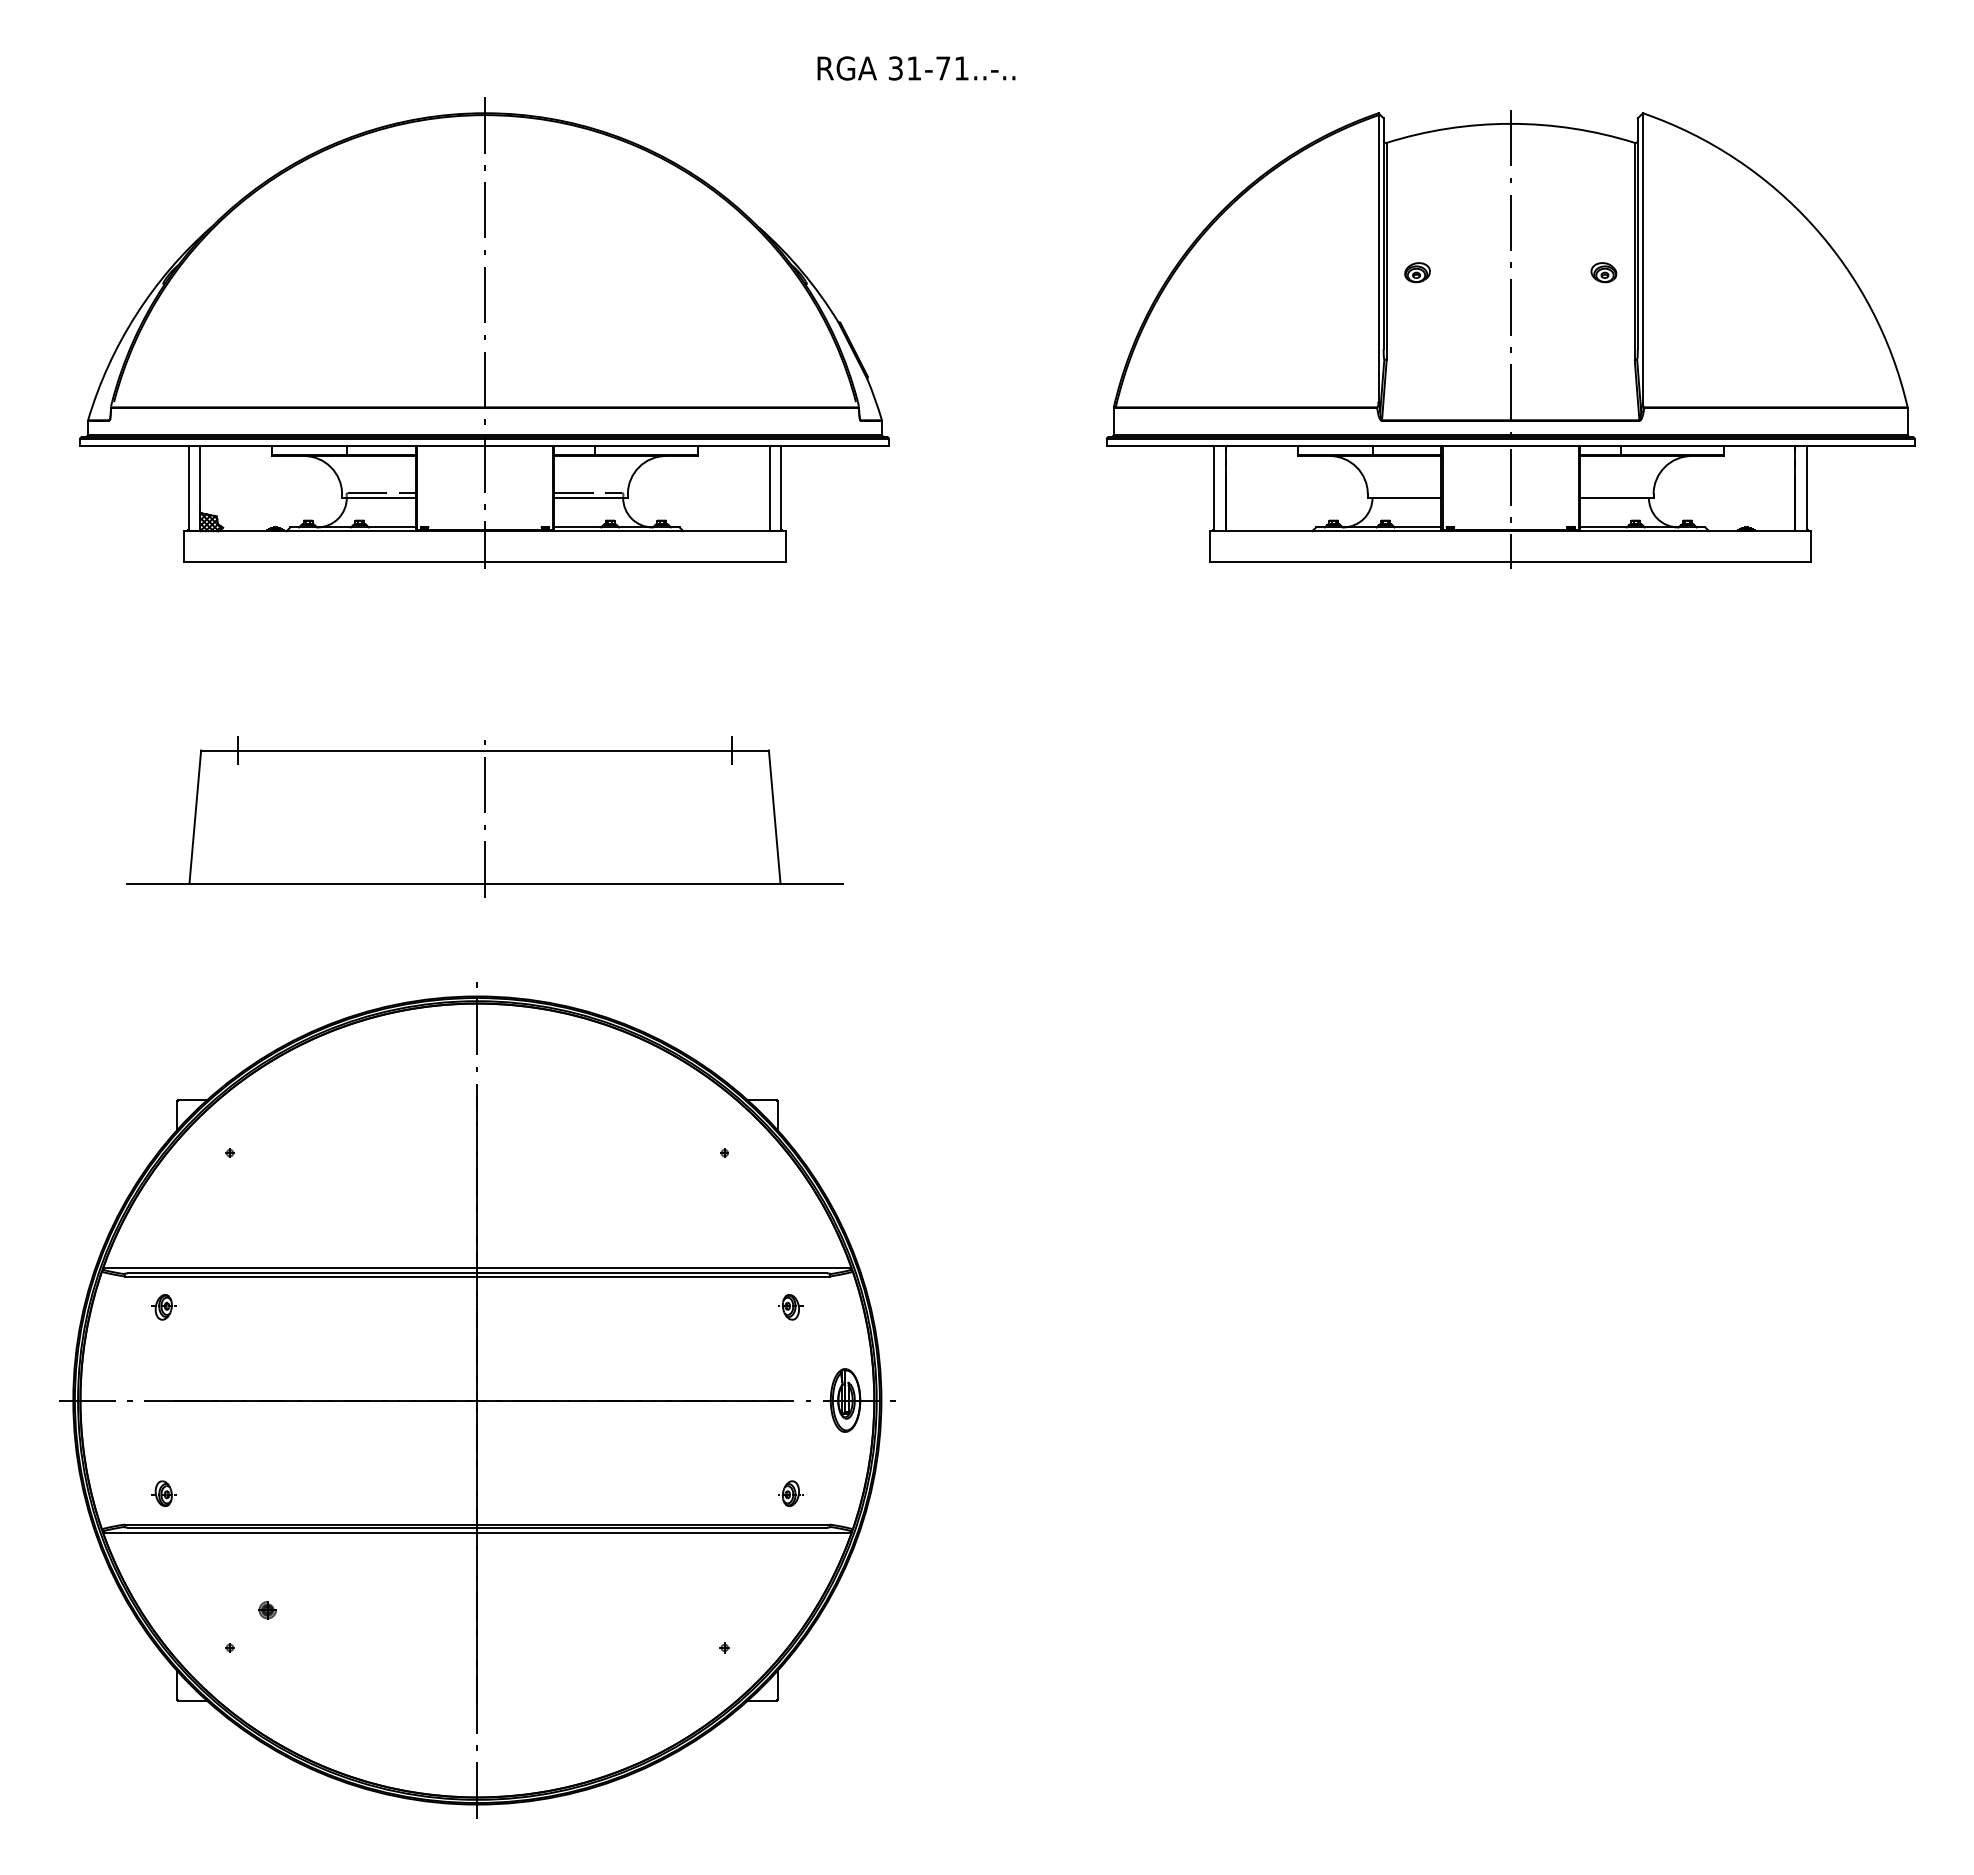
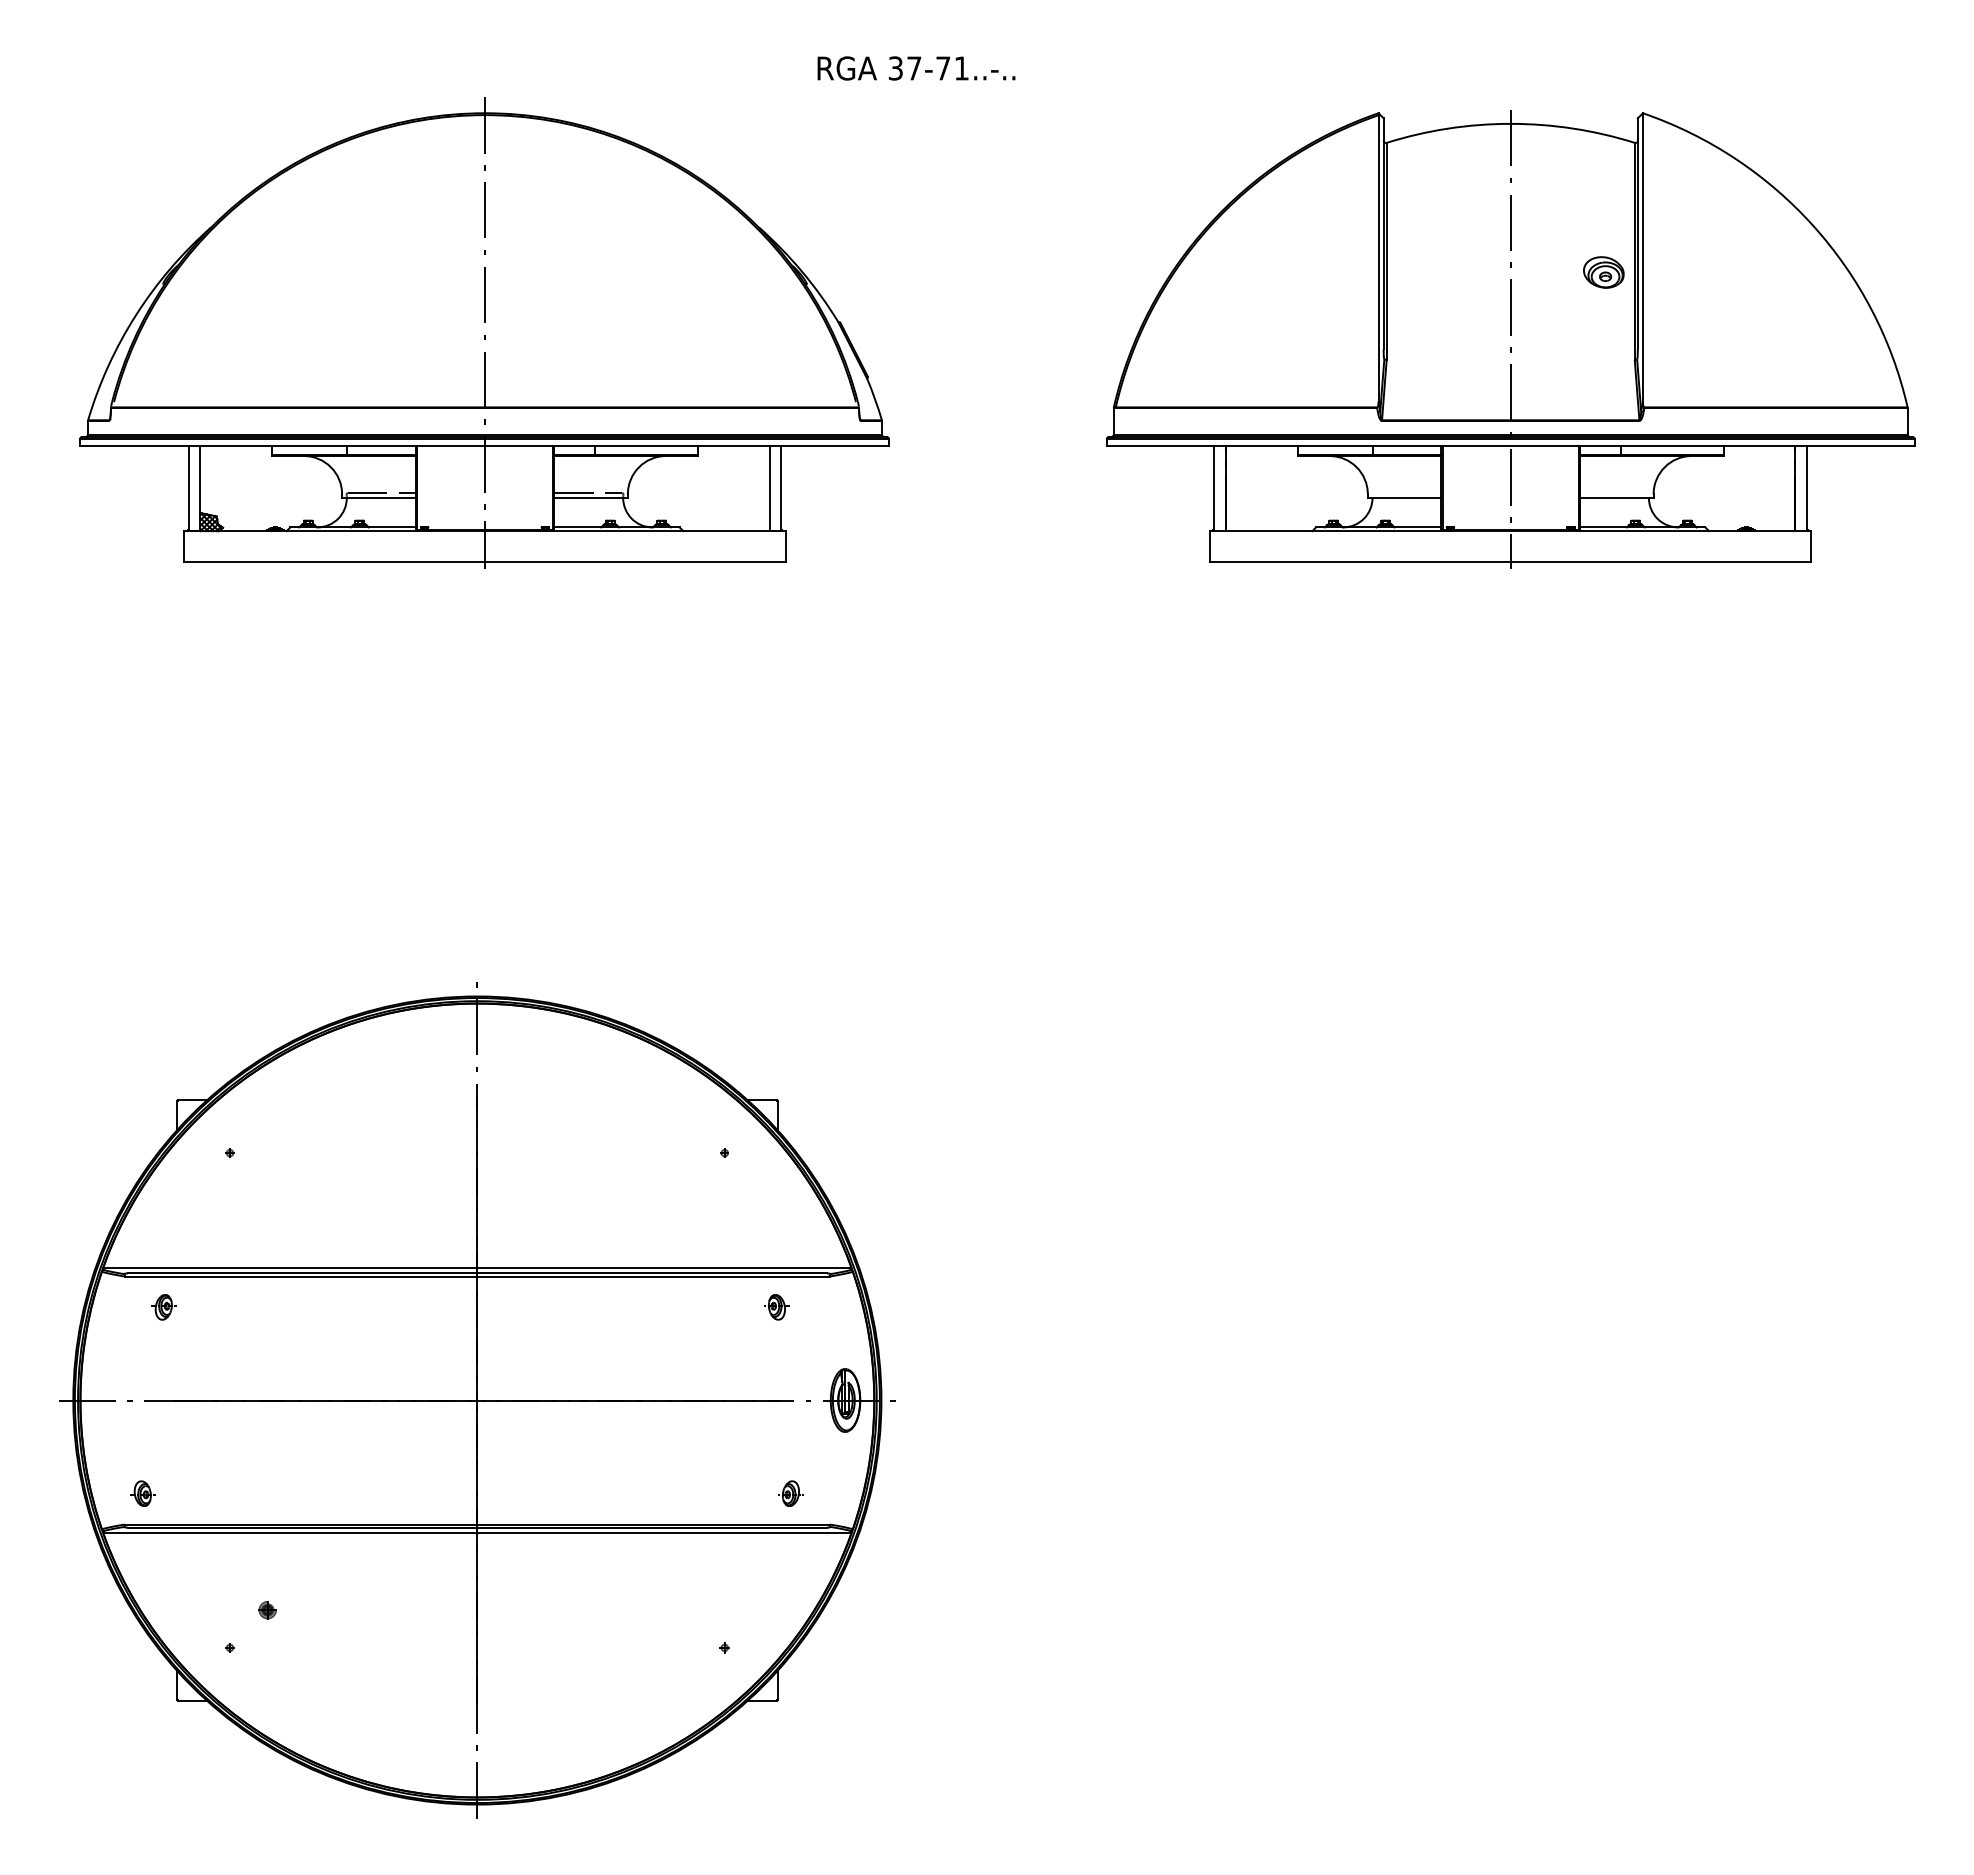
text: 31-71..-.. -> 37-71..-.. (914, 68)
part: present -> none (1417, 272)
part size: 28x22 px -> 42x33 px (1603, 272)
part: present -> none (484, 816)
part position: (790, 1307) -> (776, 1307) (776, 1307)
part position: (163, 1493) -> (142, 1493) (142, 1493)
